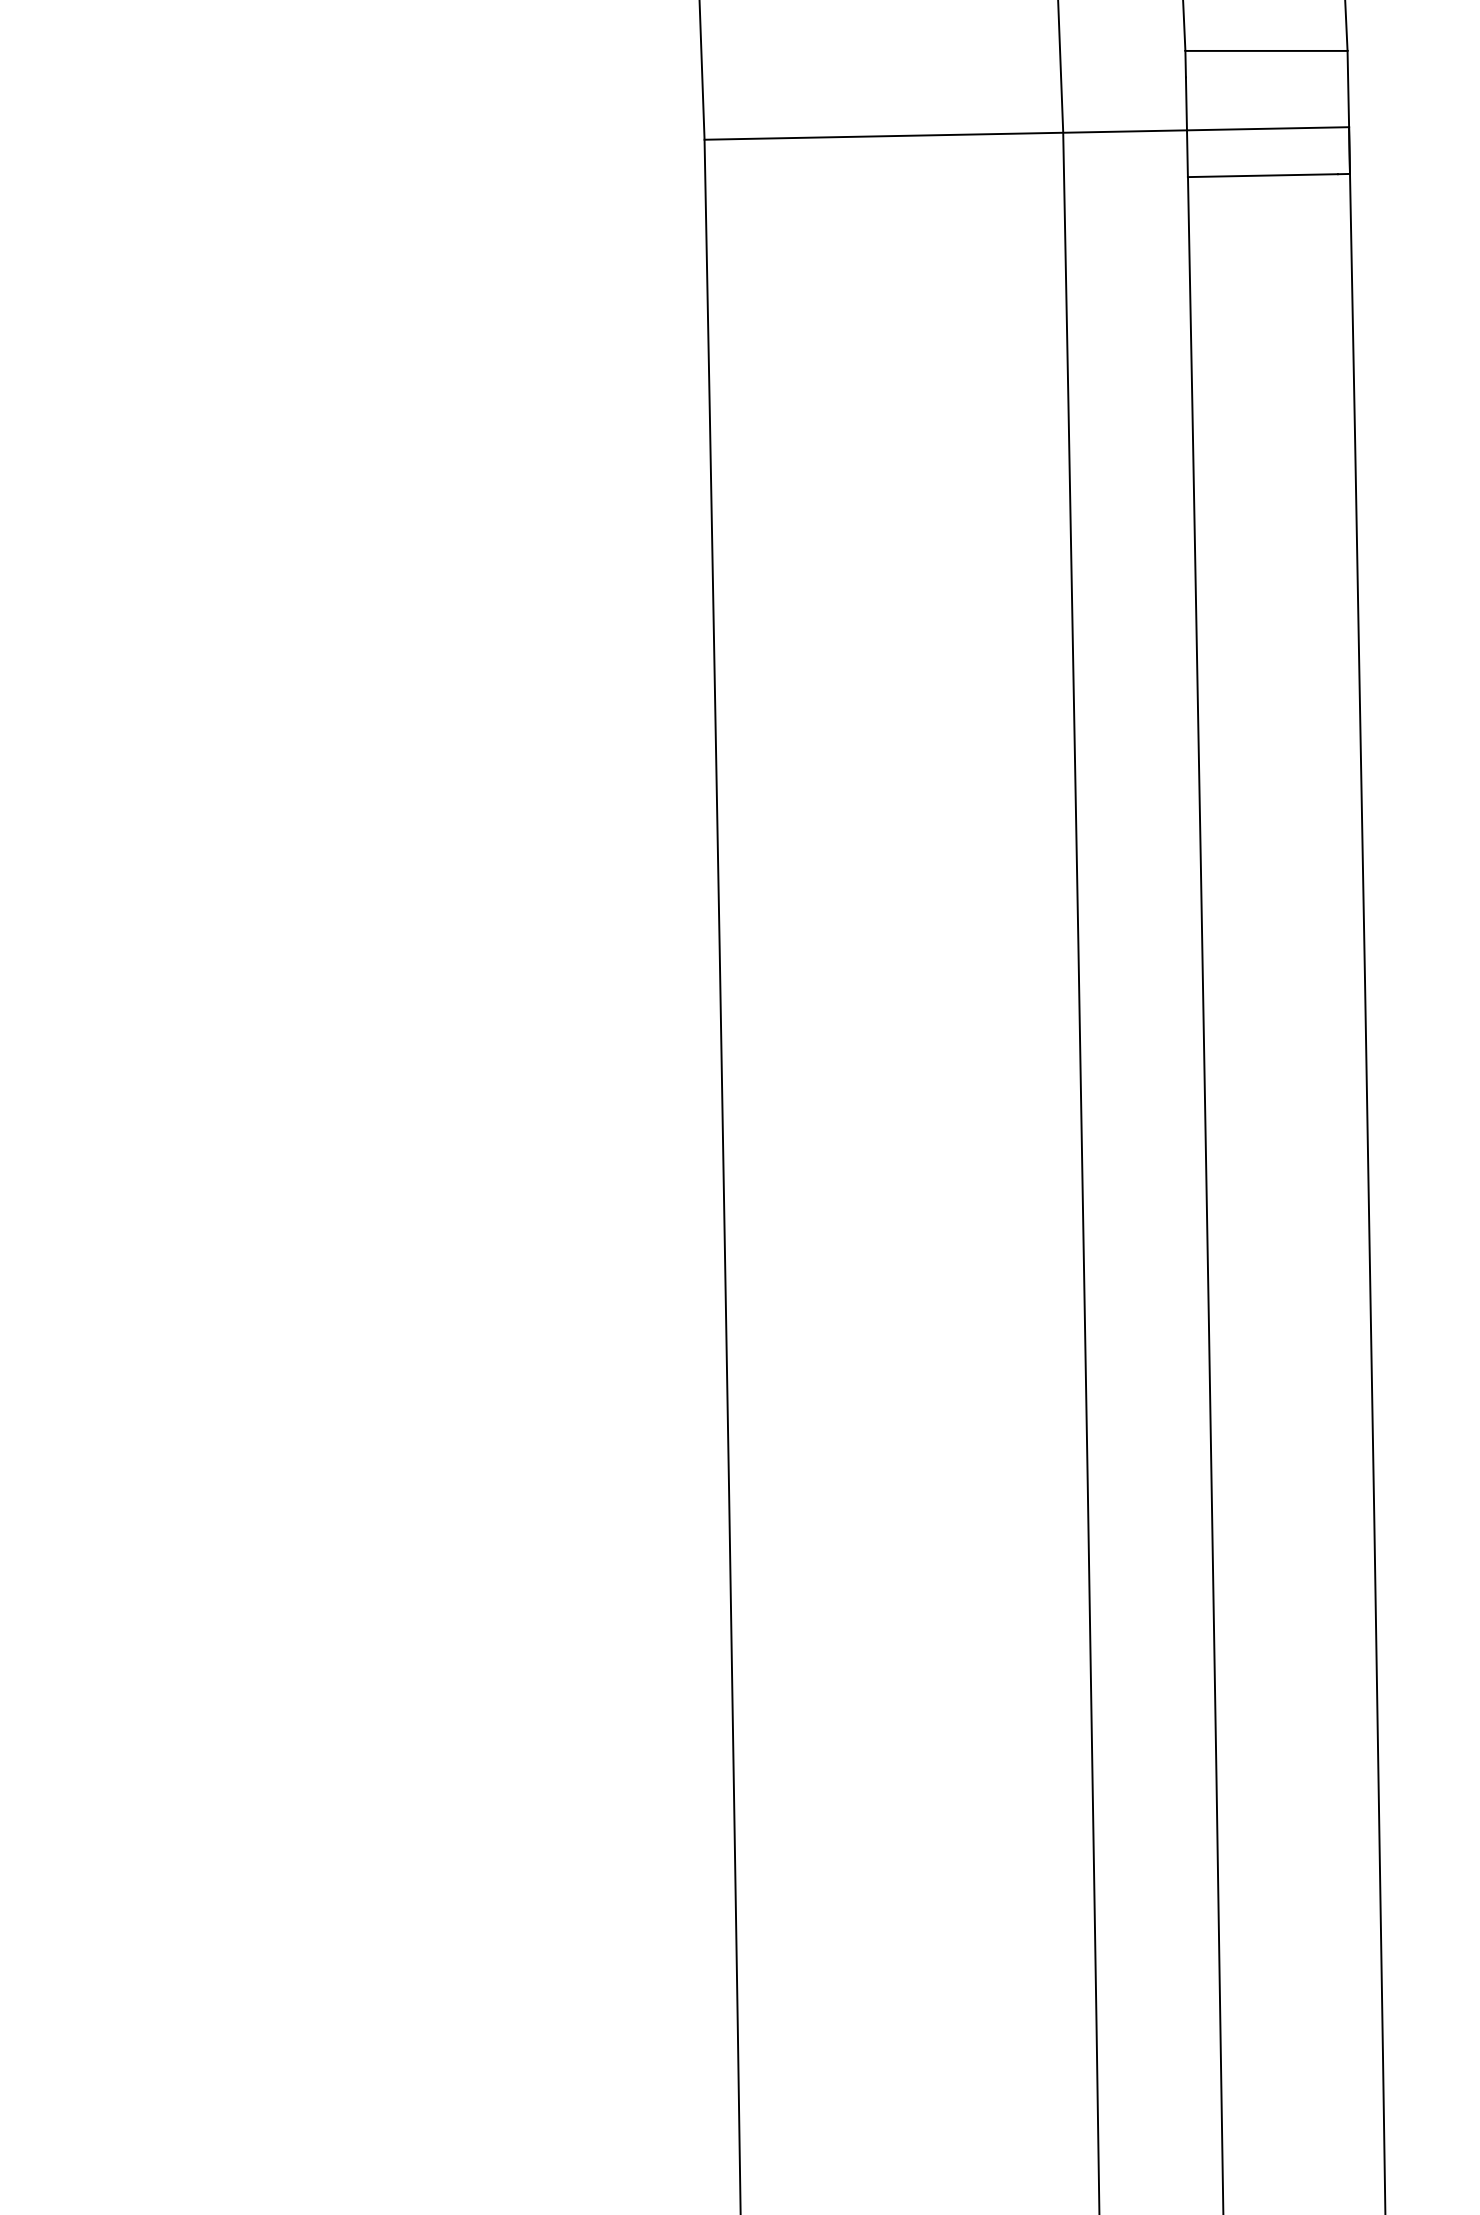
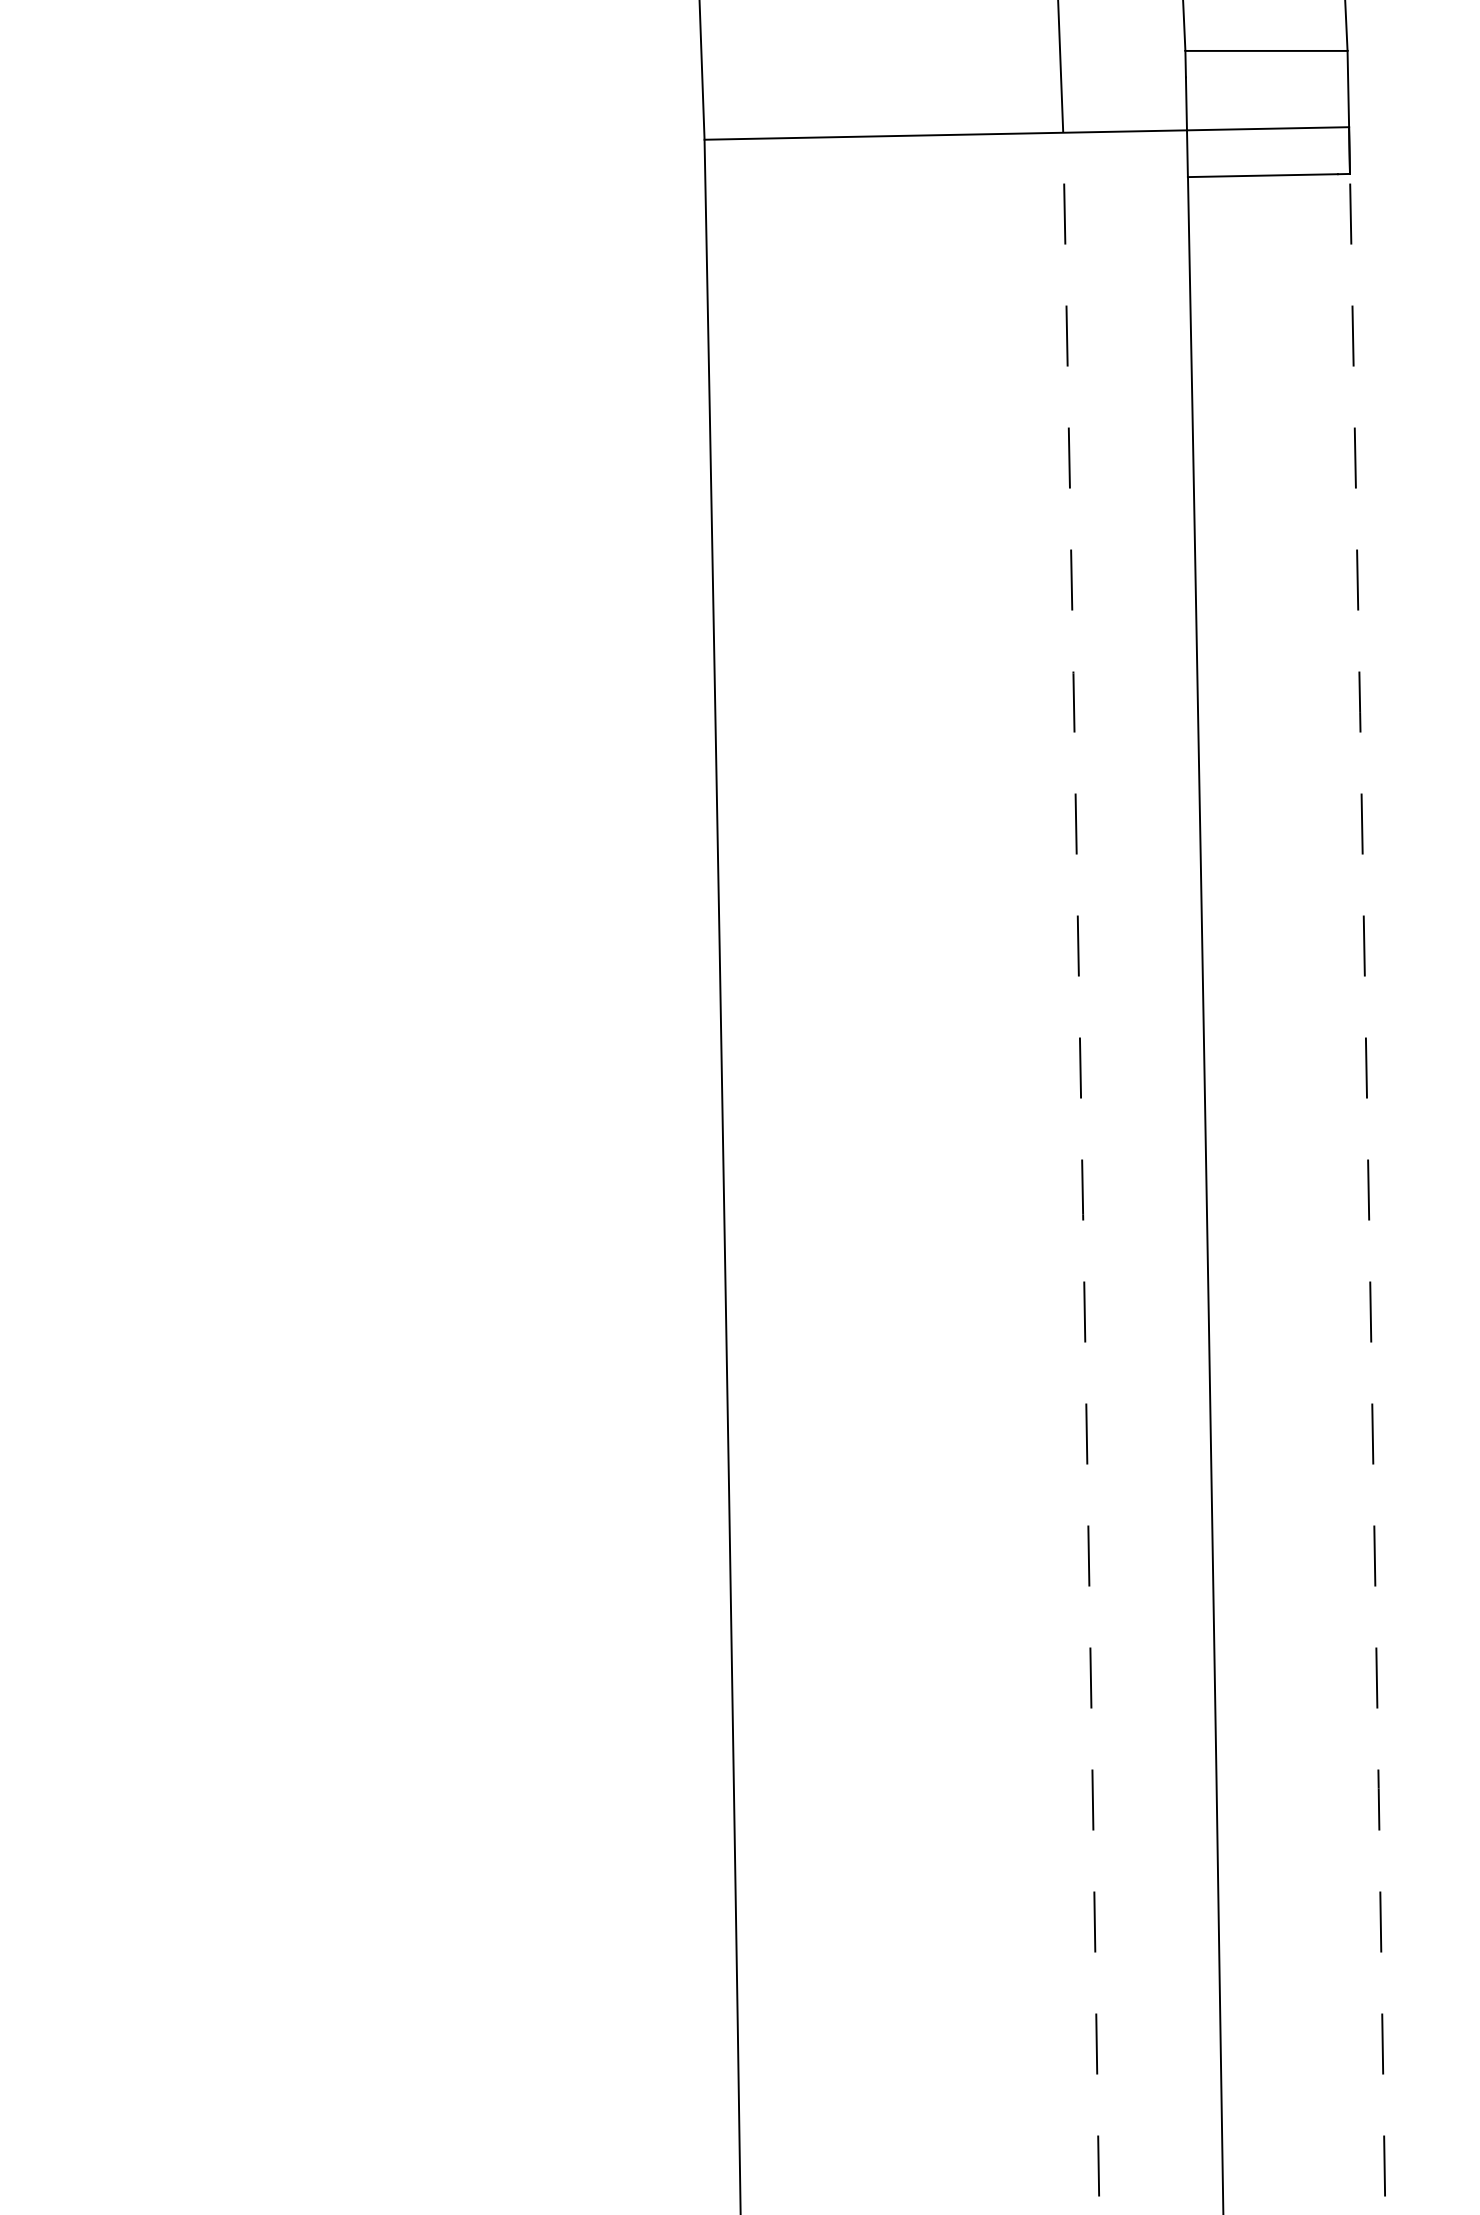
arc: solid -> dashed (1082, 1174)
arc: solid -> dashed (1368, 1194)
